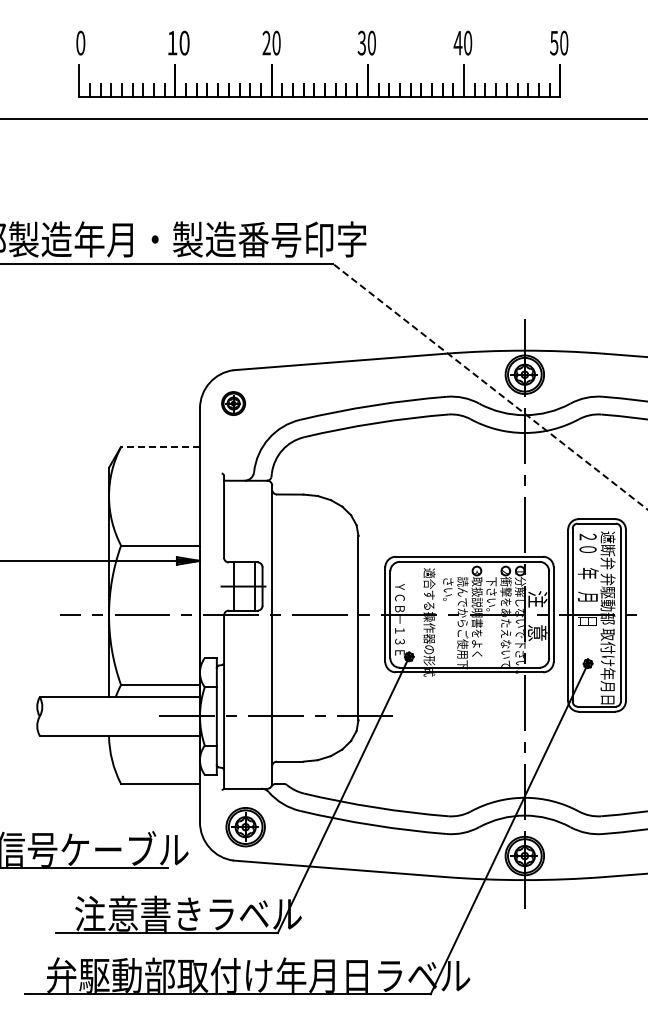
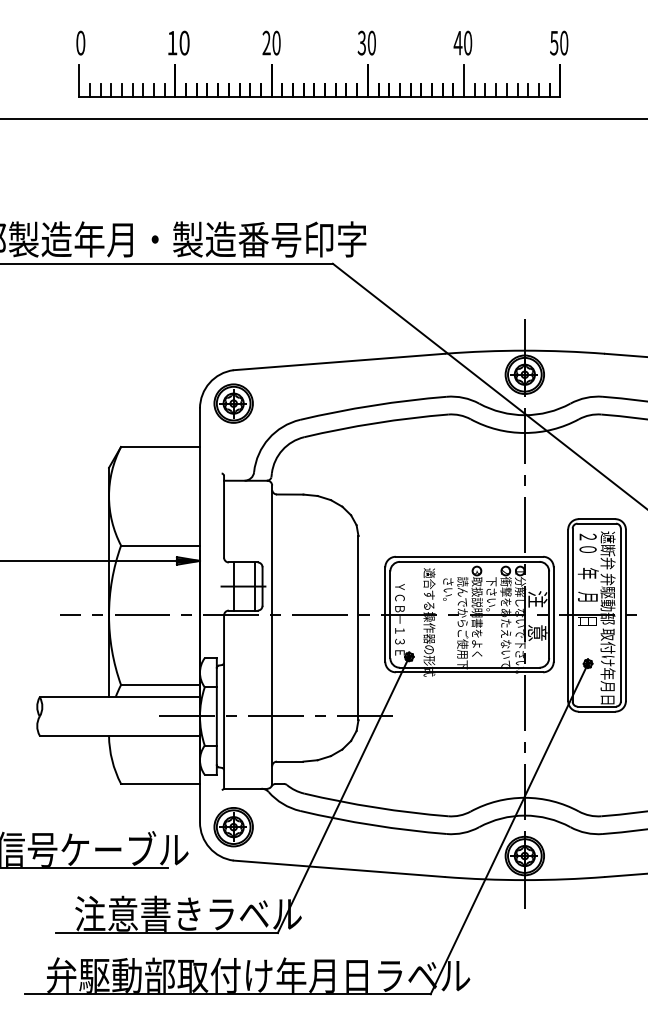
line: dashed -> solid (490, 386)
part size: 25x25 px -> 41x41 px (233, 403)
line: dashed -> solid (160, 446)
part position: (245, 827) -> (233, 827) (233, 827)
